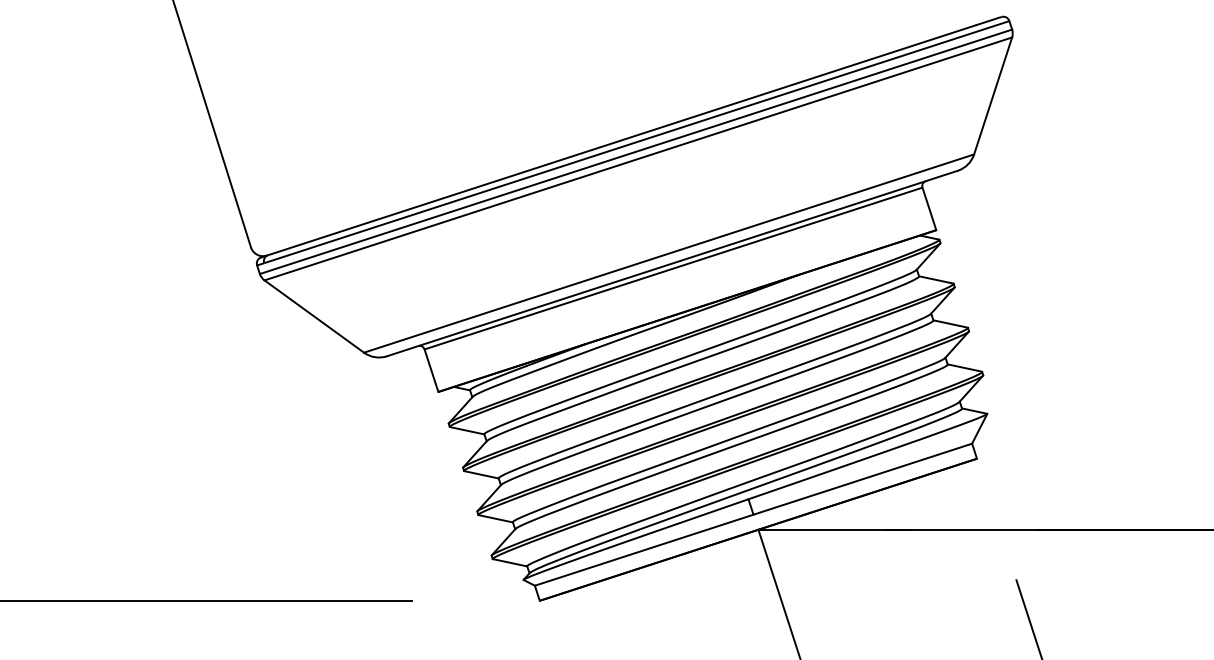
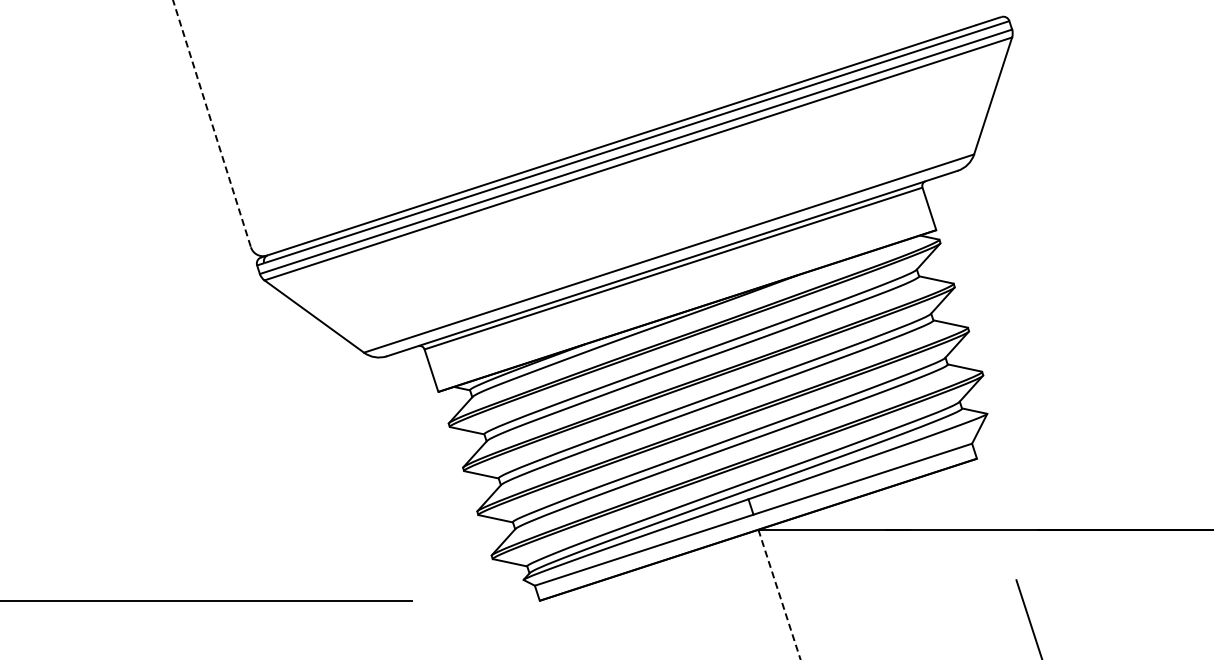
line: solid -> dashed (212, 124)
line: solid -> dashed (779, 594)
